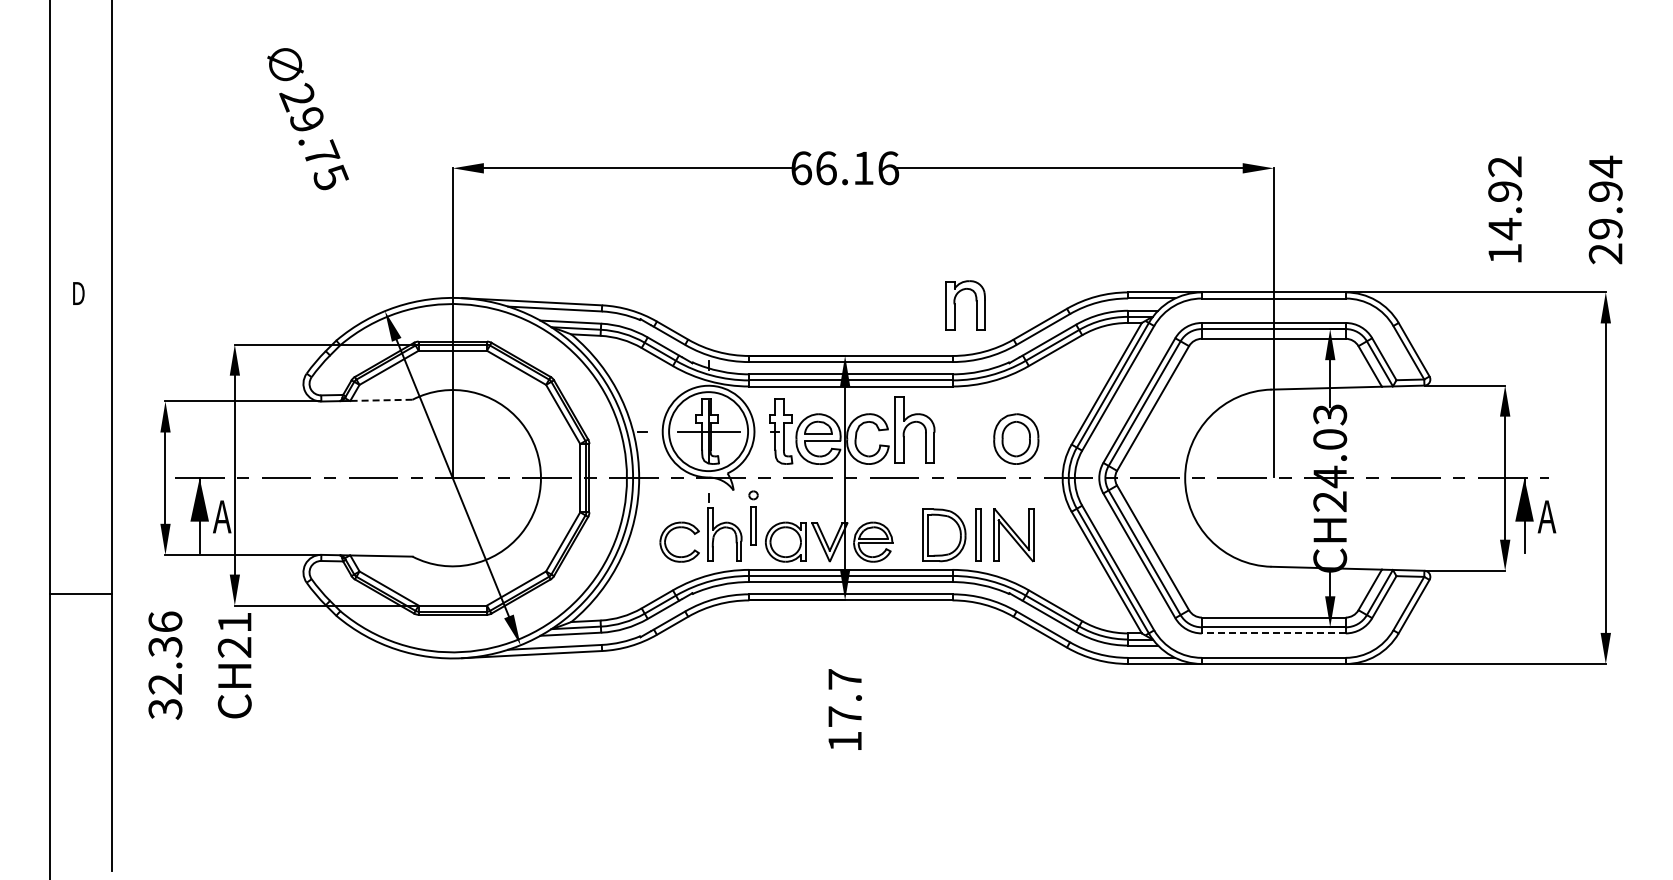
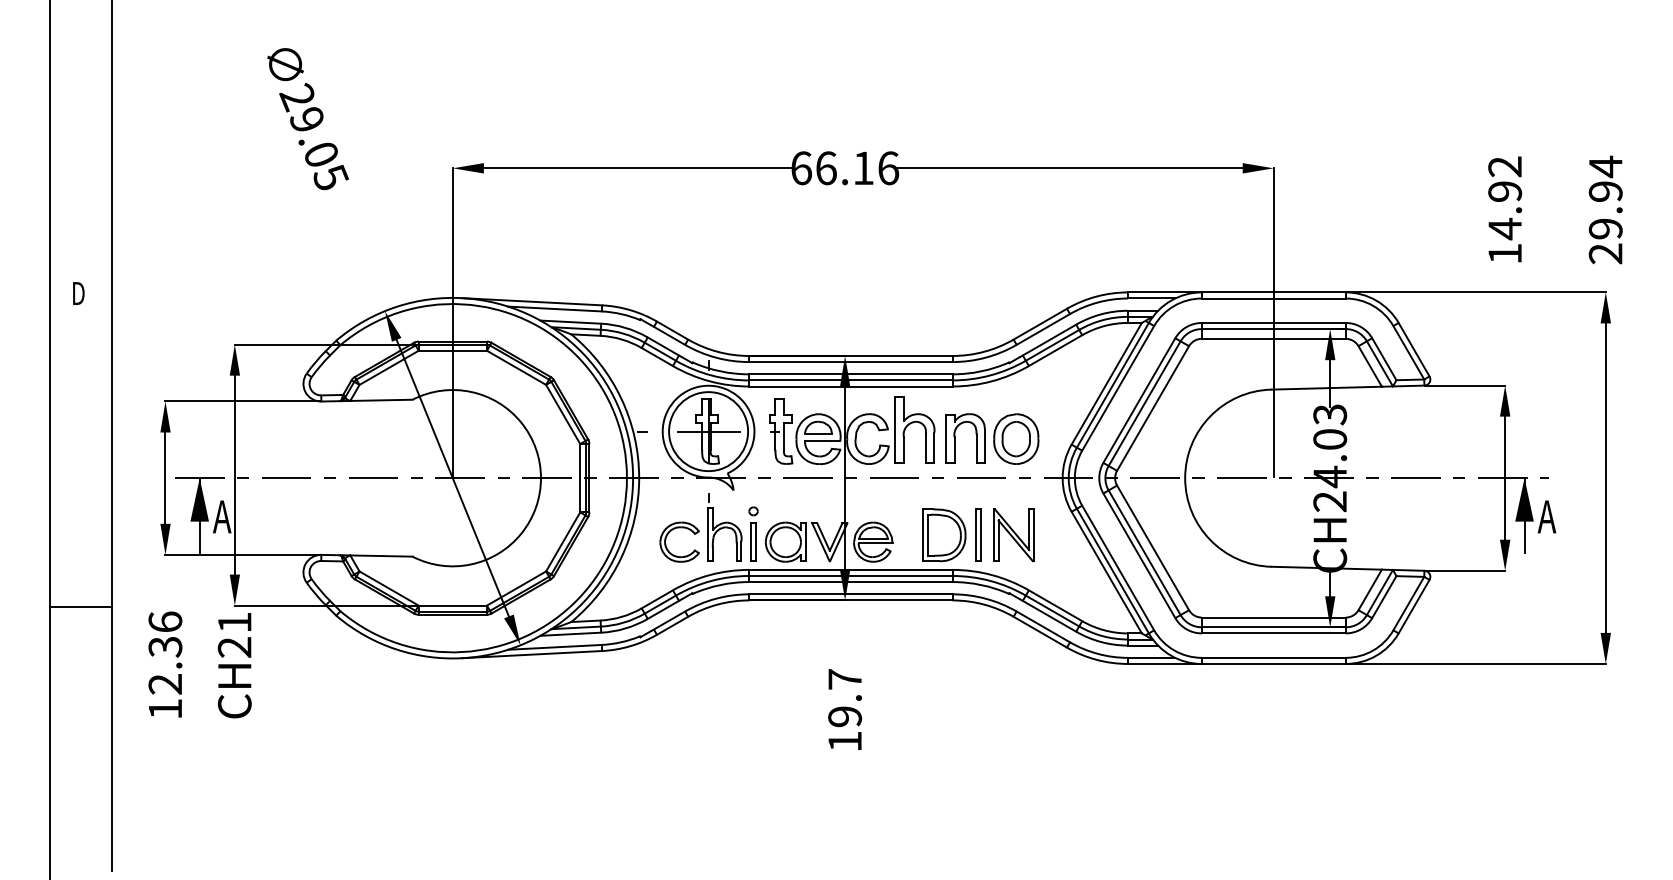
text: 29.75 -> 29.05 (322, 152)
part position: (955, 305) -> (955, 438) (955, 438)
line: dashed -> solid (380, 400)
part position: (753, 517) -> (753, 533) (753, 533)
line position: (81, 594) -> (81, 607) (81, 607)
line: dashed -> solid (1273, 633)
text: 32.36 -> 12.36 (165, 709)
text: 17.7 -> 19.7 (845, 716)
